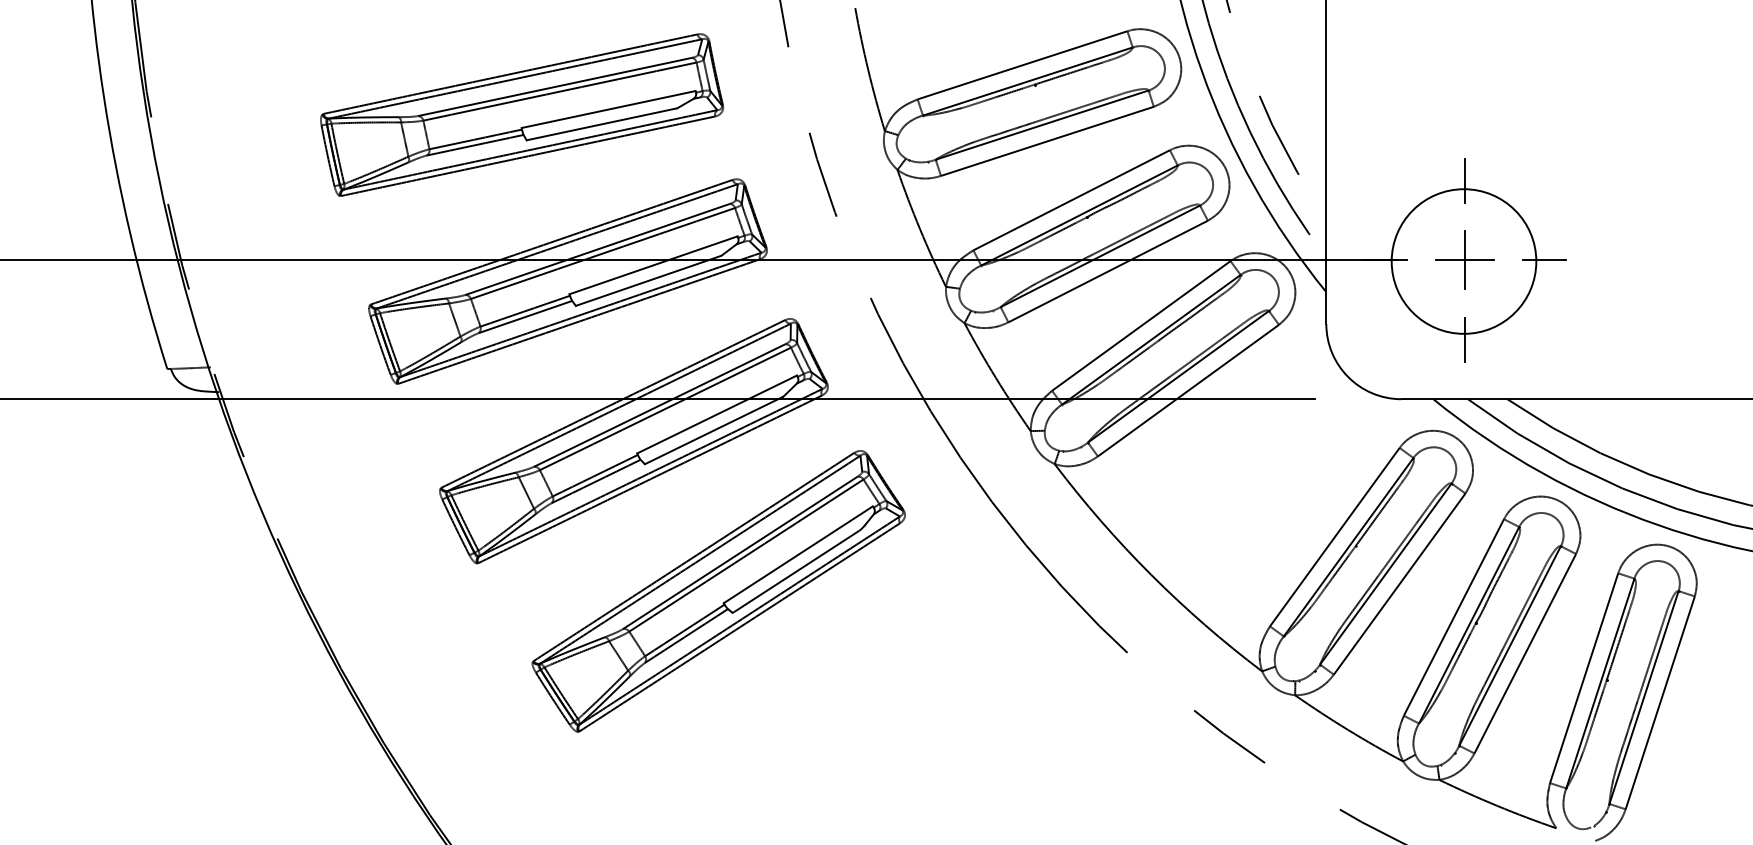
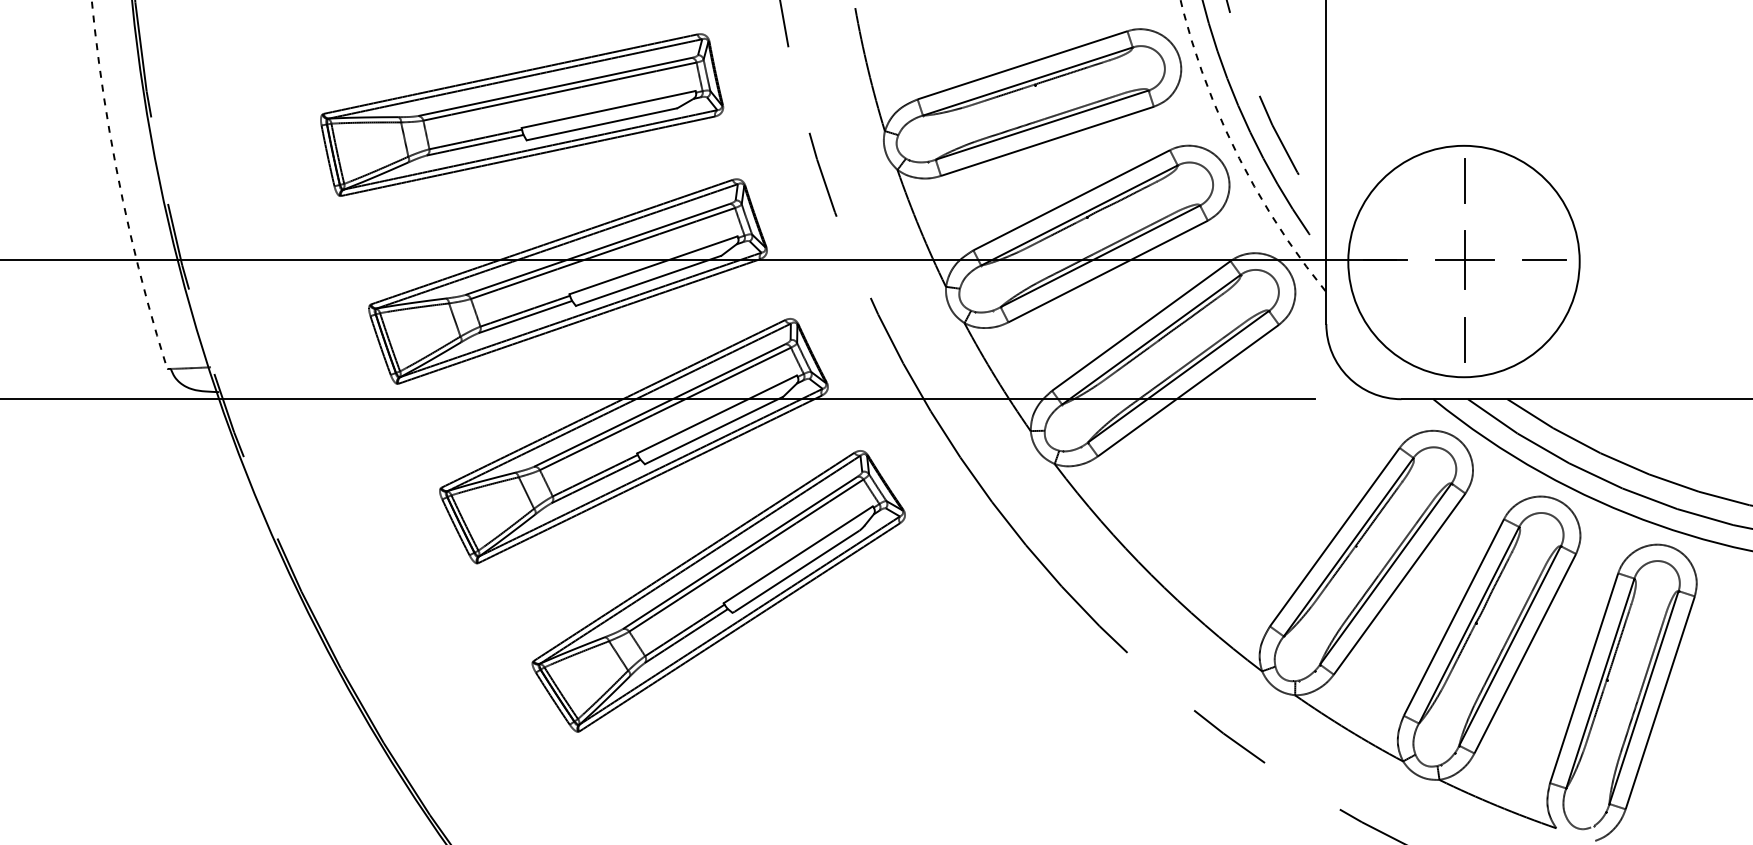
arc: solid -> dashed (1237, 154)
arc: solid -> dashed (120, 186)
circle diameter: 145 px -> 231 px (1463, 261)
